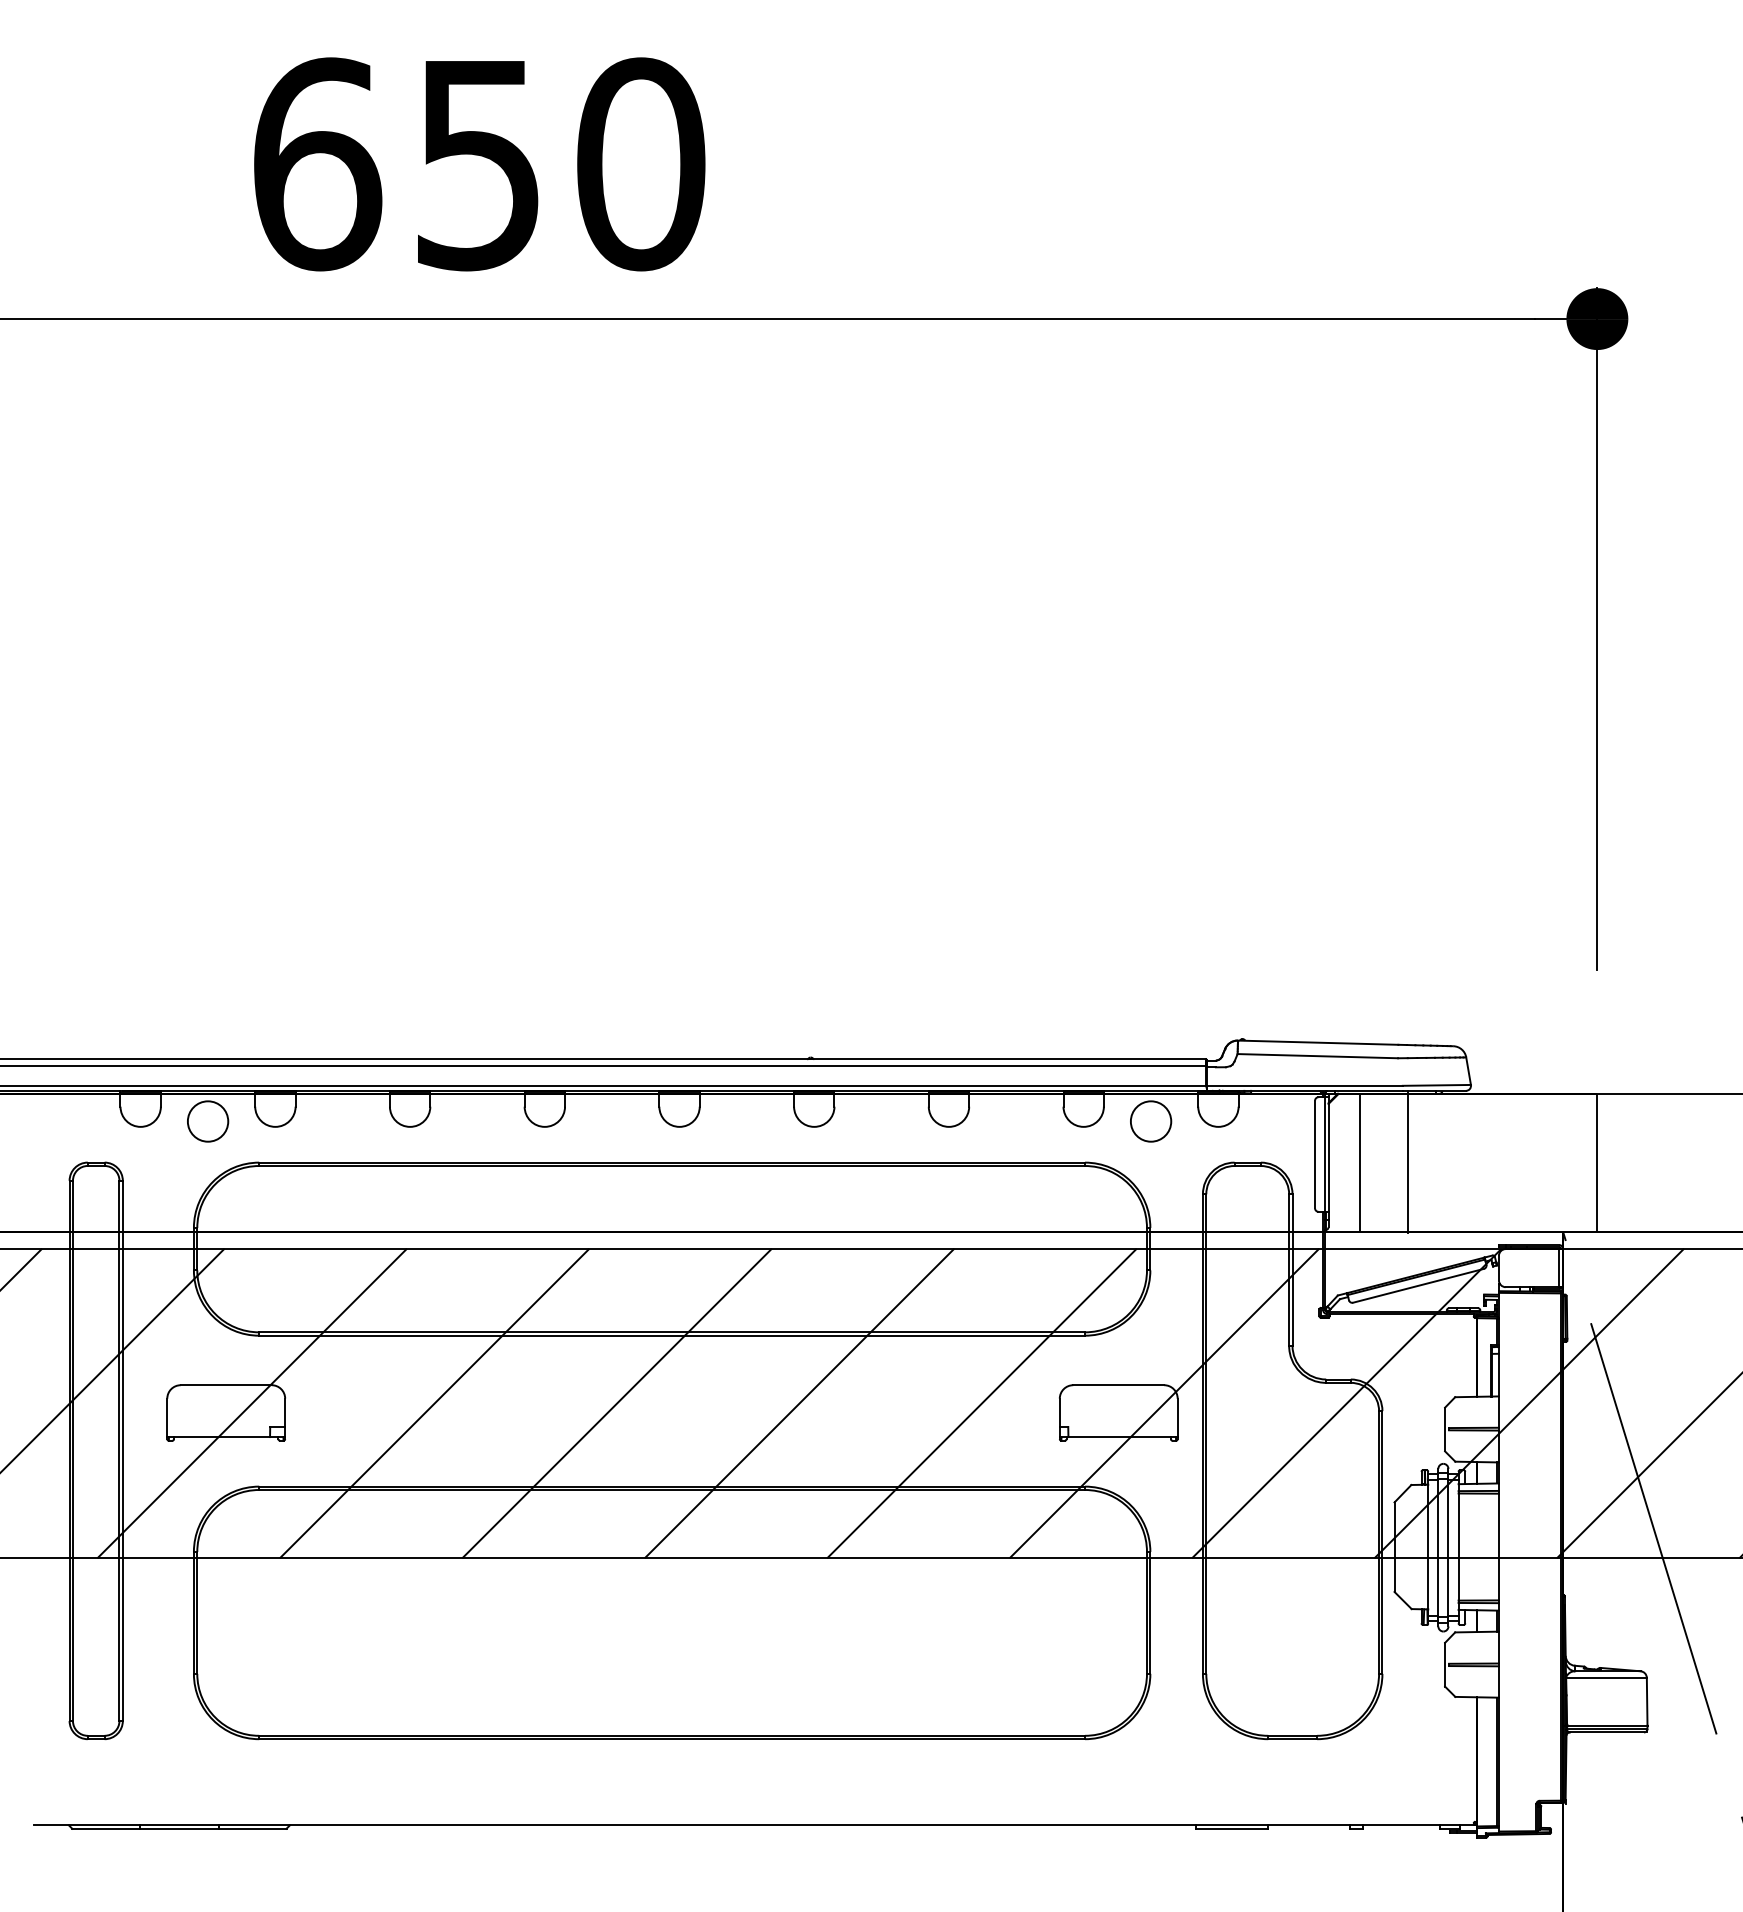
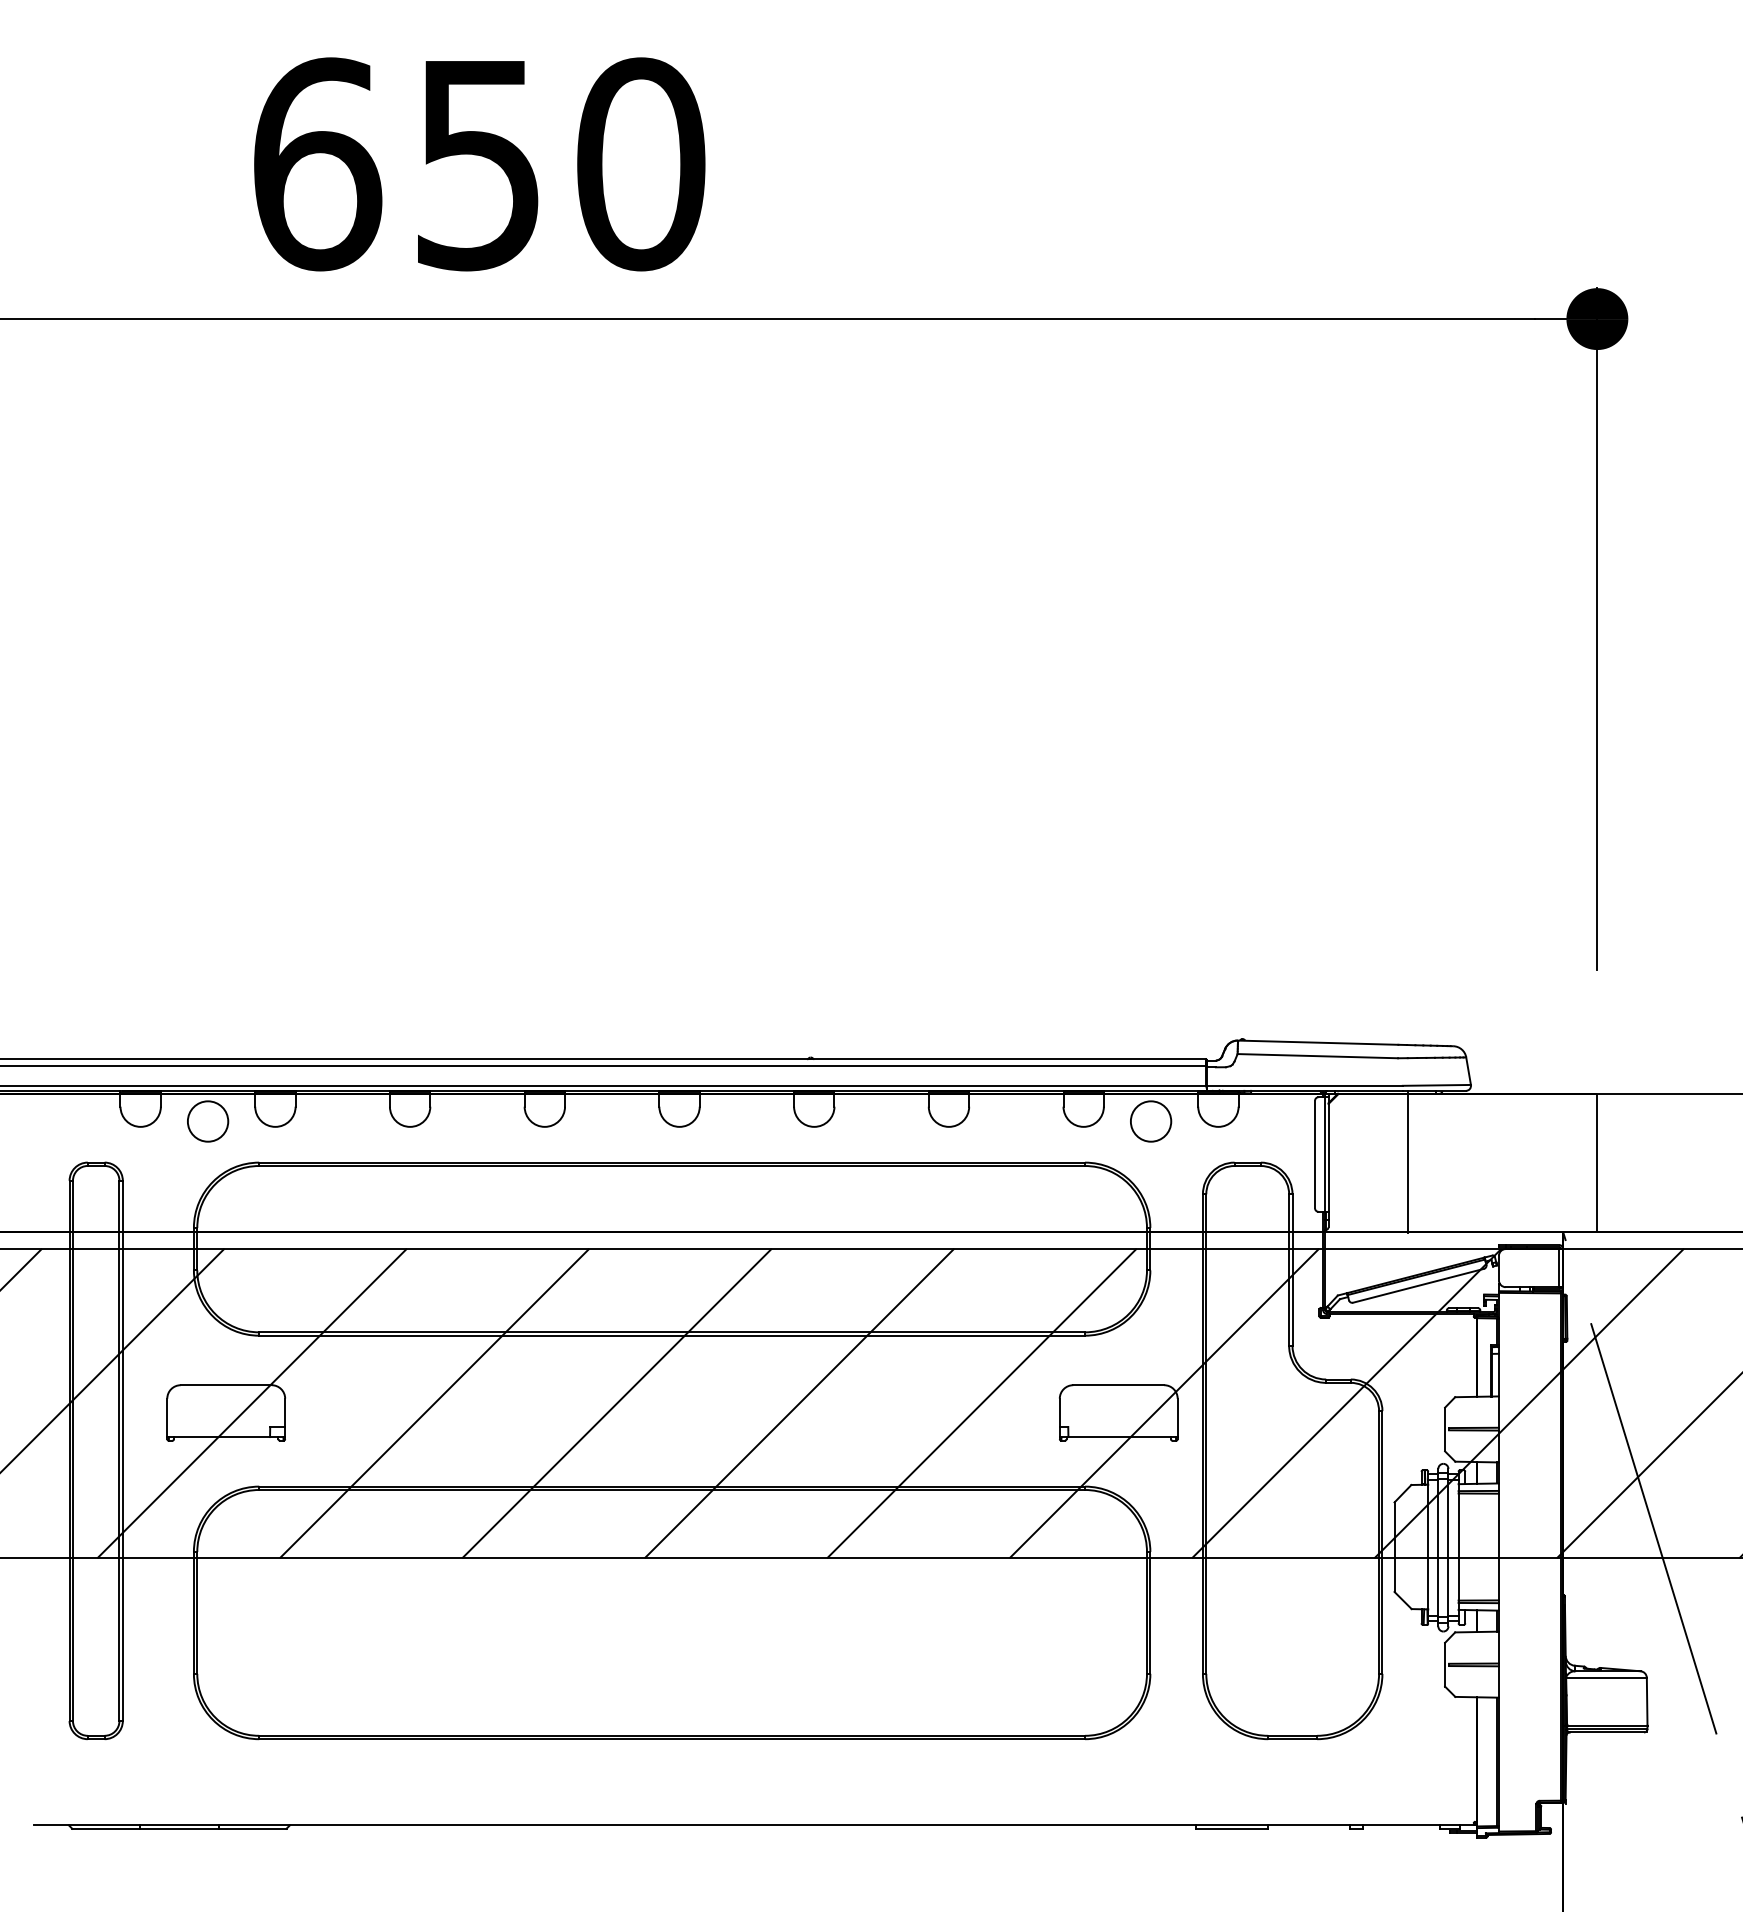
line: present -> none (1360, 1162)
